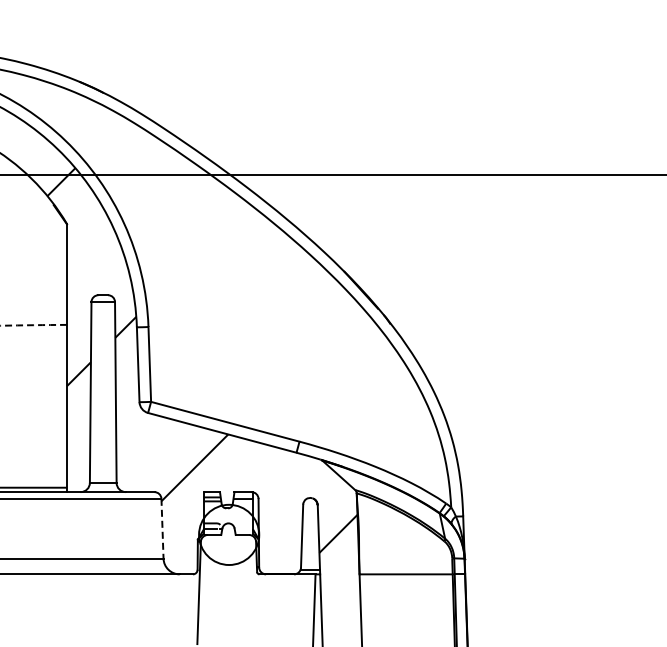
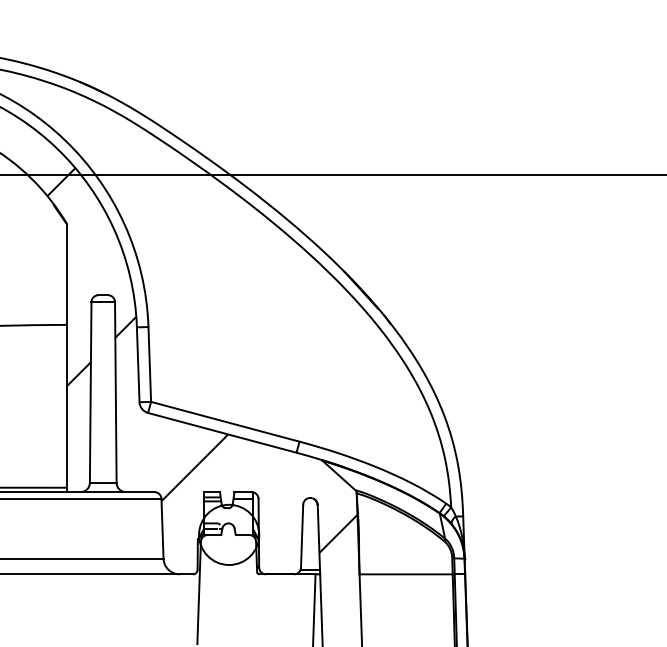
arc: dashed -> solid (33, 325)
line: dashed -> solid (162, 528)
